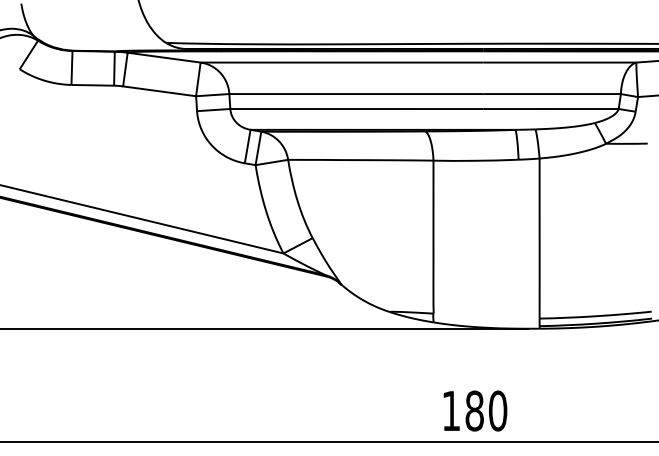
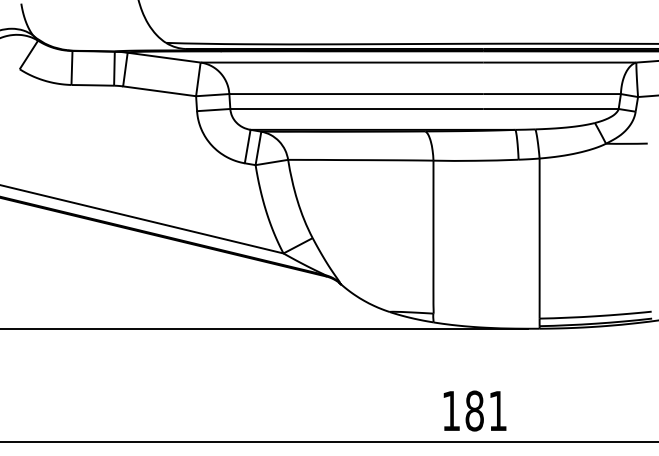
text: 180 -> 181 (498, 410)
